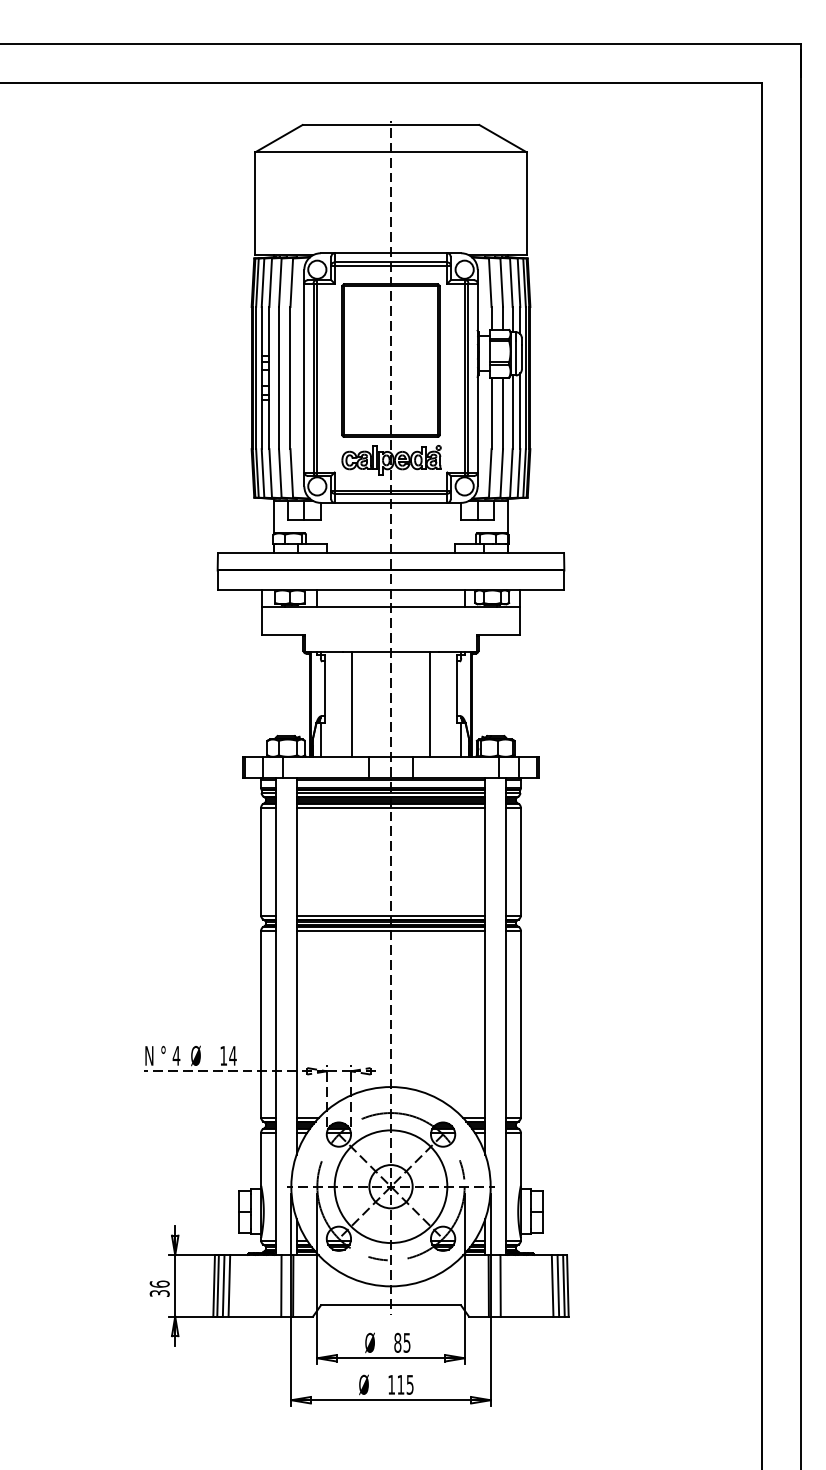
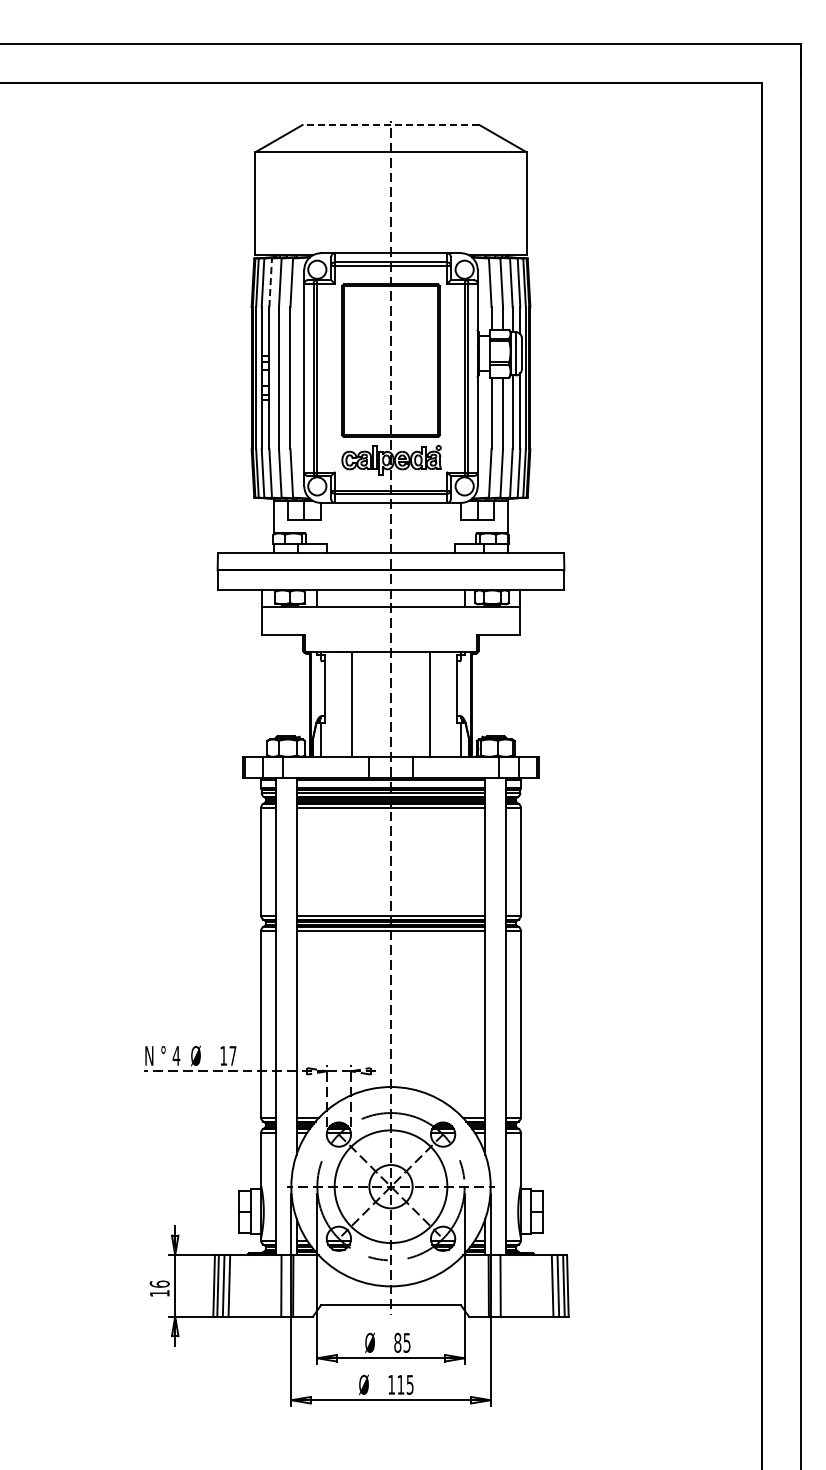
line: solid -> dashed (390, 125)
line: solid -> dashed (270, 282)
text: 14 -> 17 (232, 1055)
text: 36 -> 16 (159, 1293)
